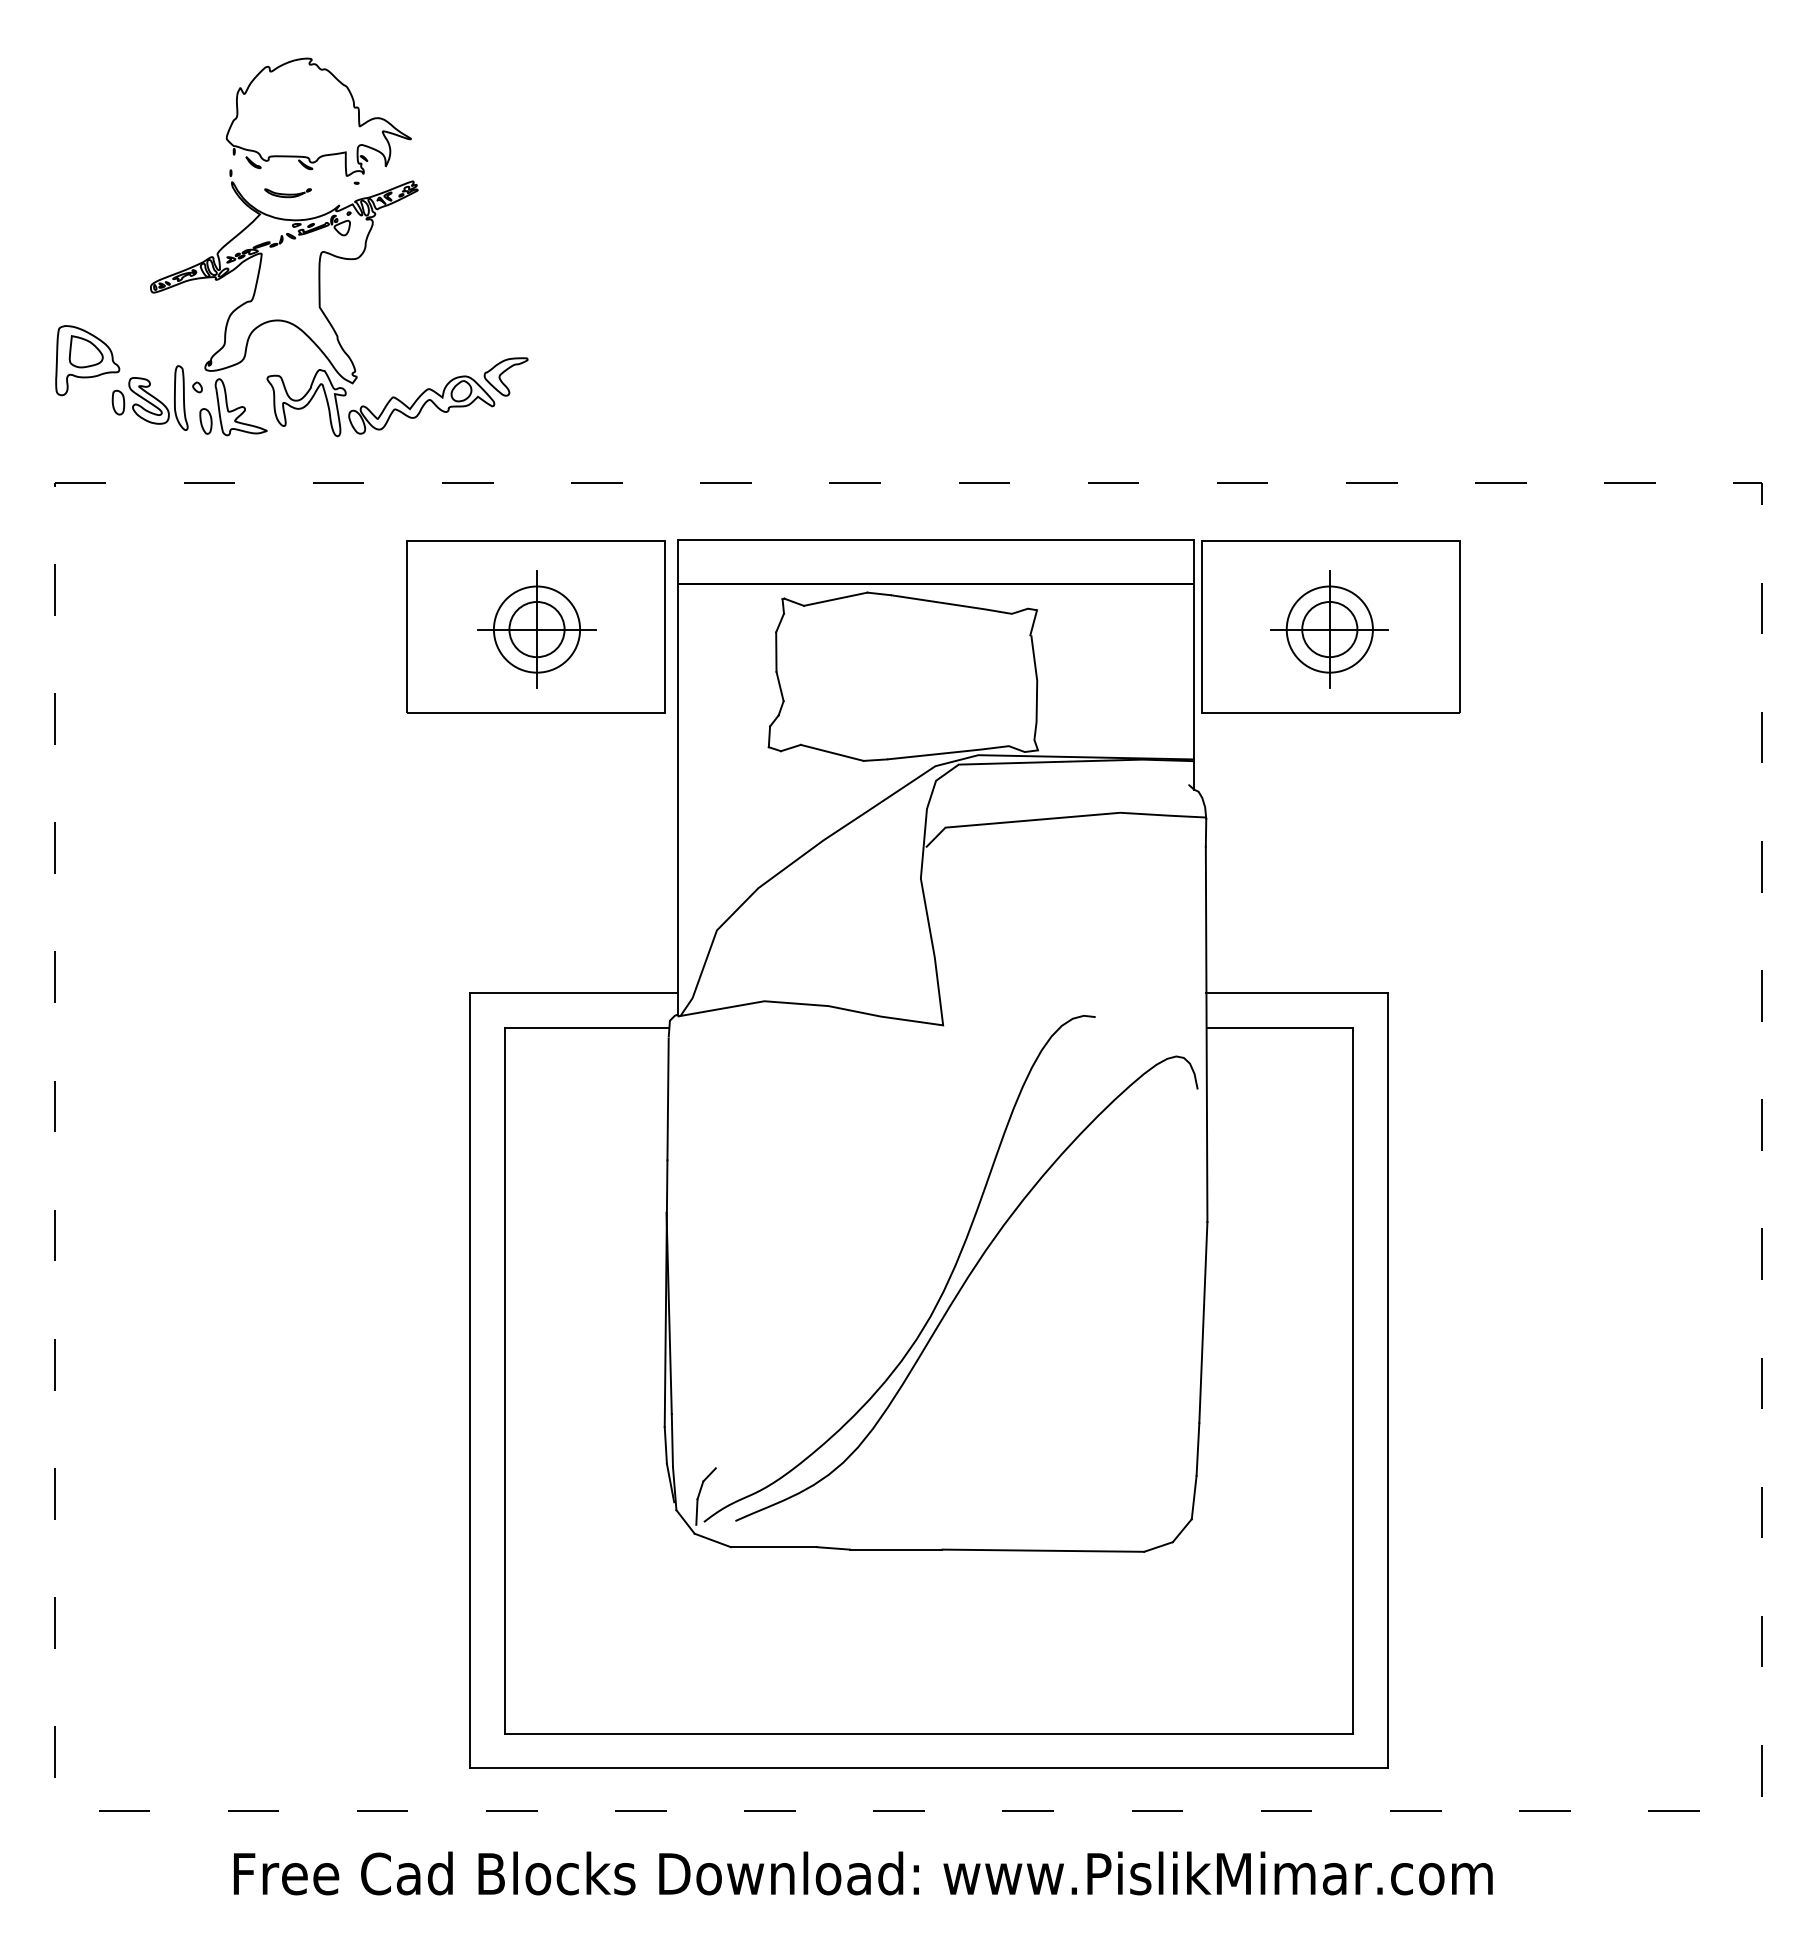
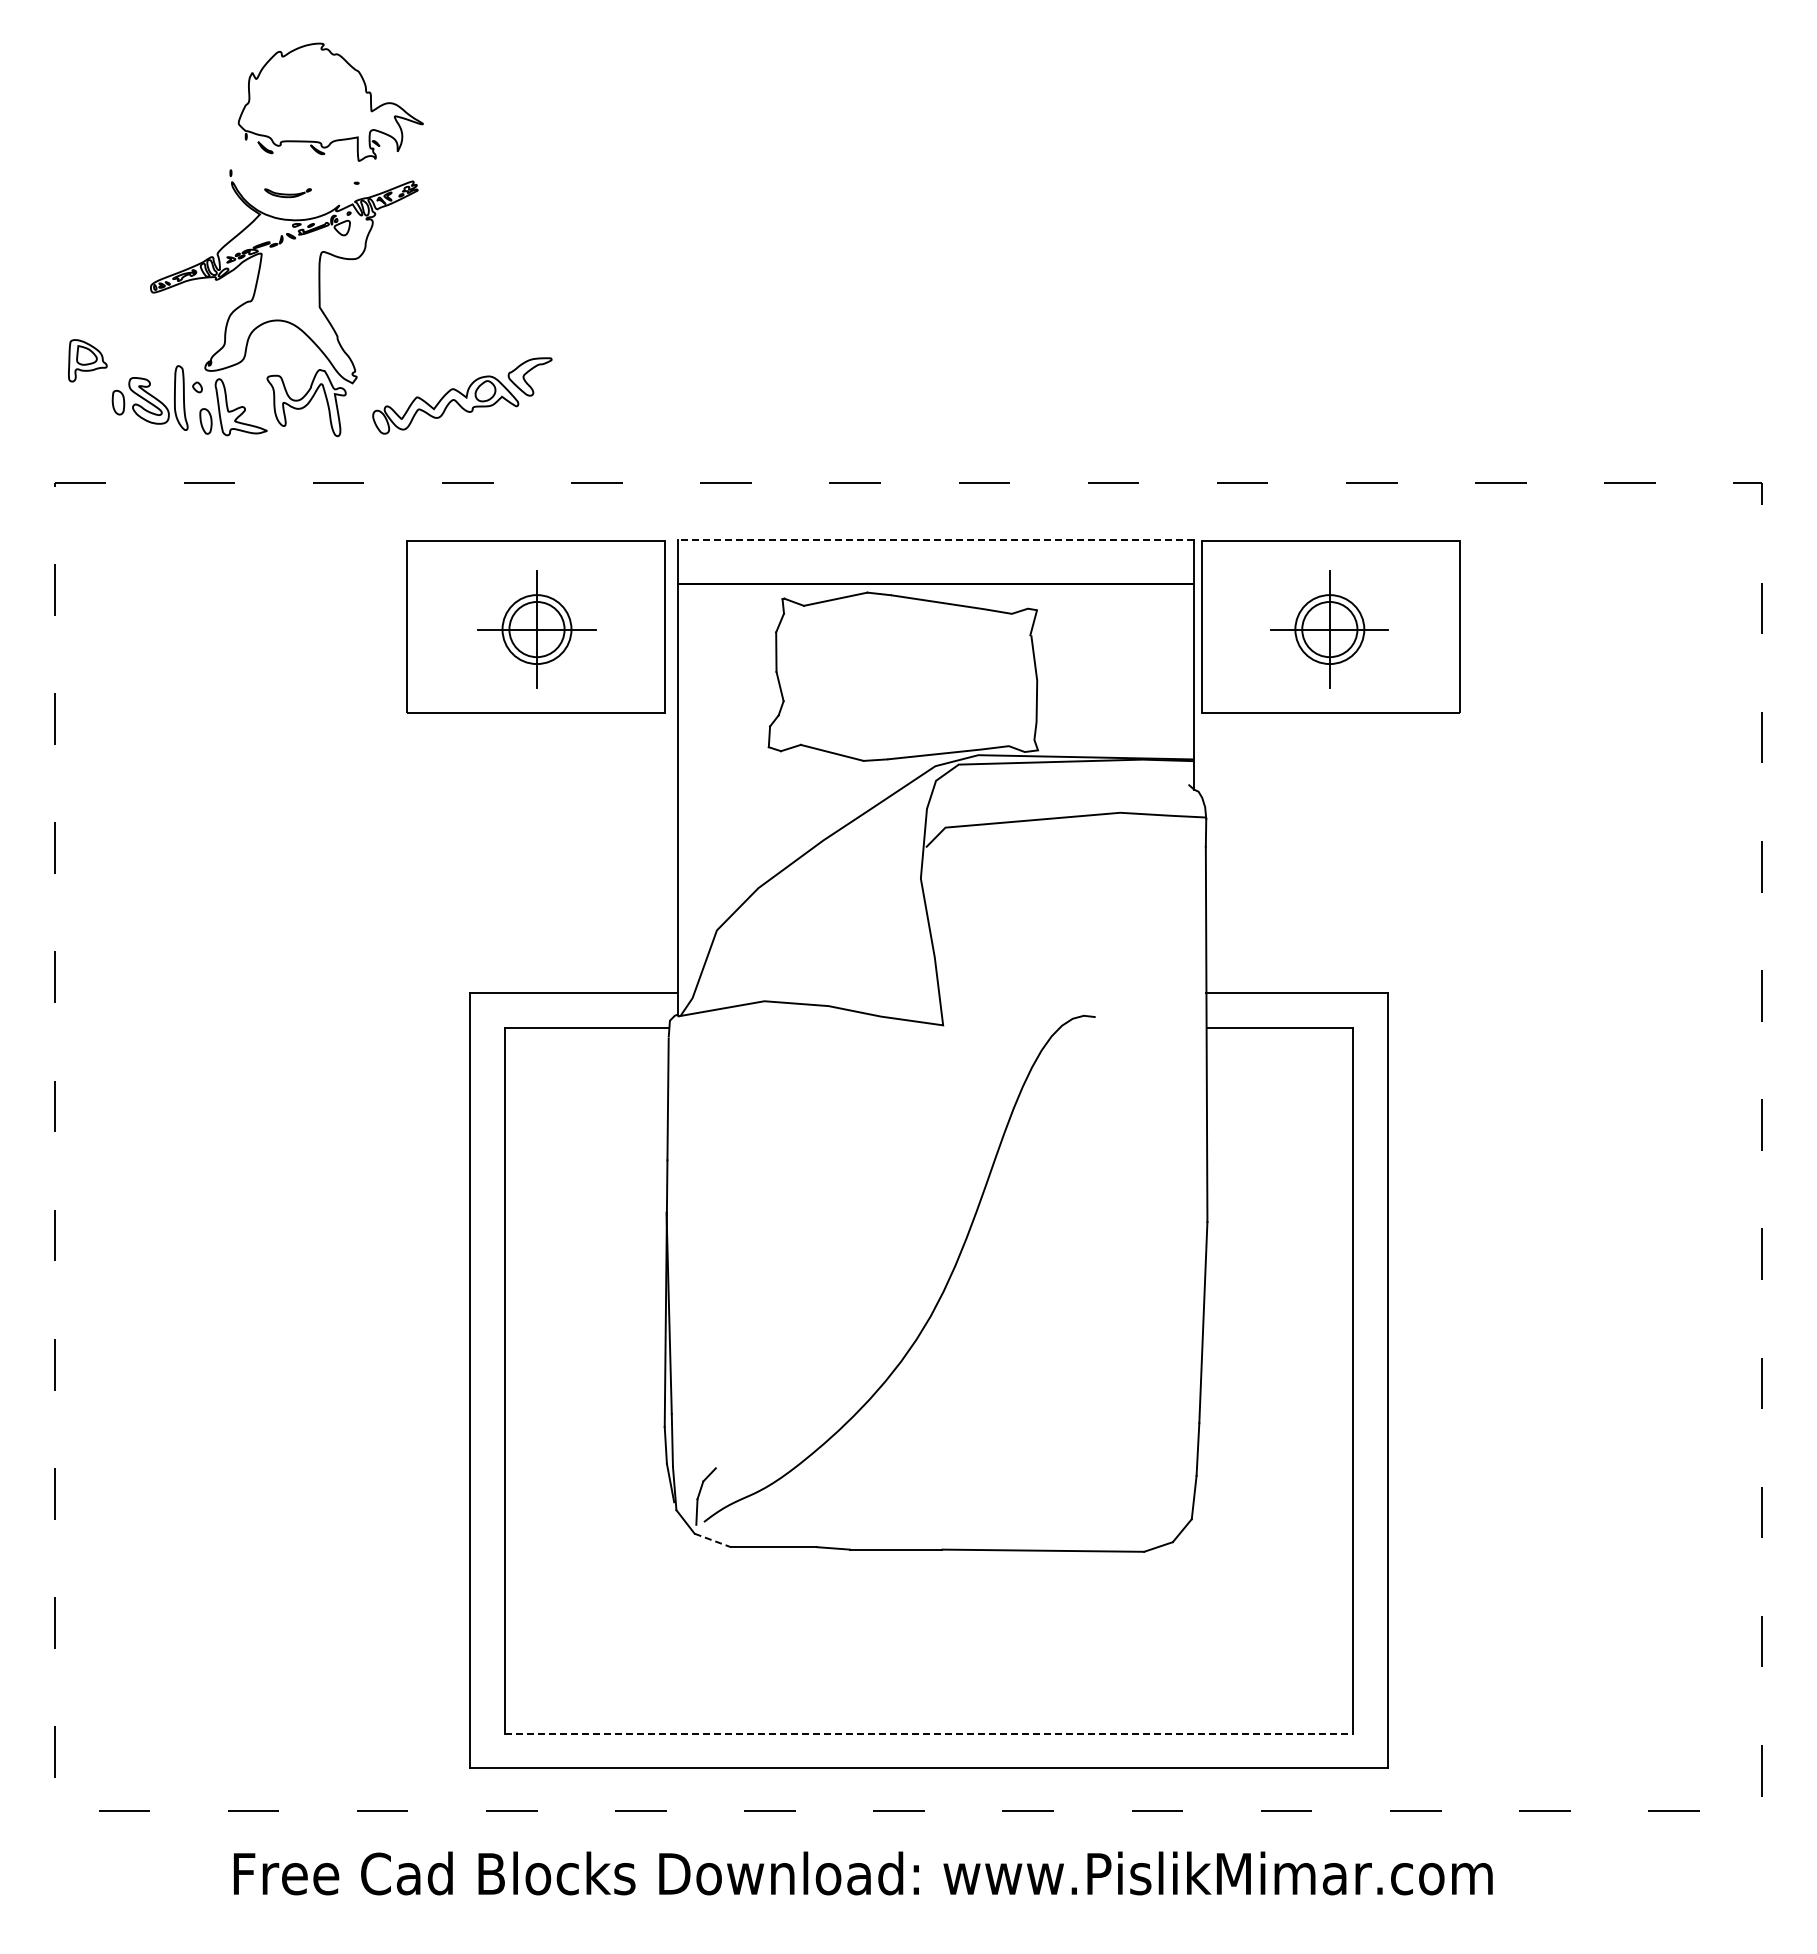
part position: (318, 116) -> (330, 101) (330, 101)
part size: 66x72 px -> 40x44 px (87, 360)
part position: (438, 395) -> (462, 395) (462, 395)
line: solid -> dashed (935, 540)
circle diameter: 86 px -> 69 px (536, 629)
circle diameter: 86 px -> 69 px (1329, 629)
curve: present -> none (964, 1285)
line: solid -> dashed (713, 1540)
line: solid -> dashed (929, 1733)
